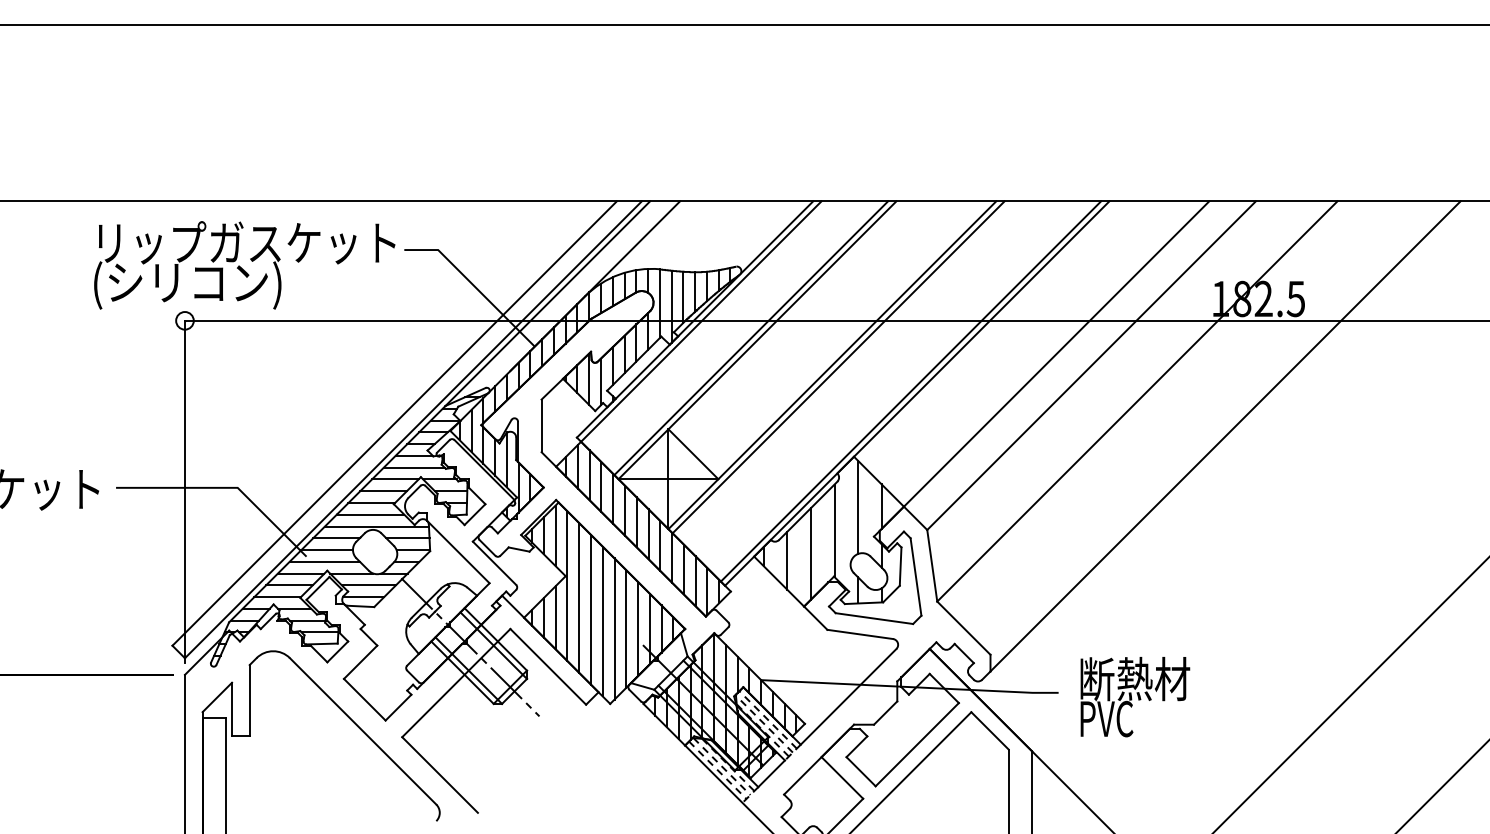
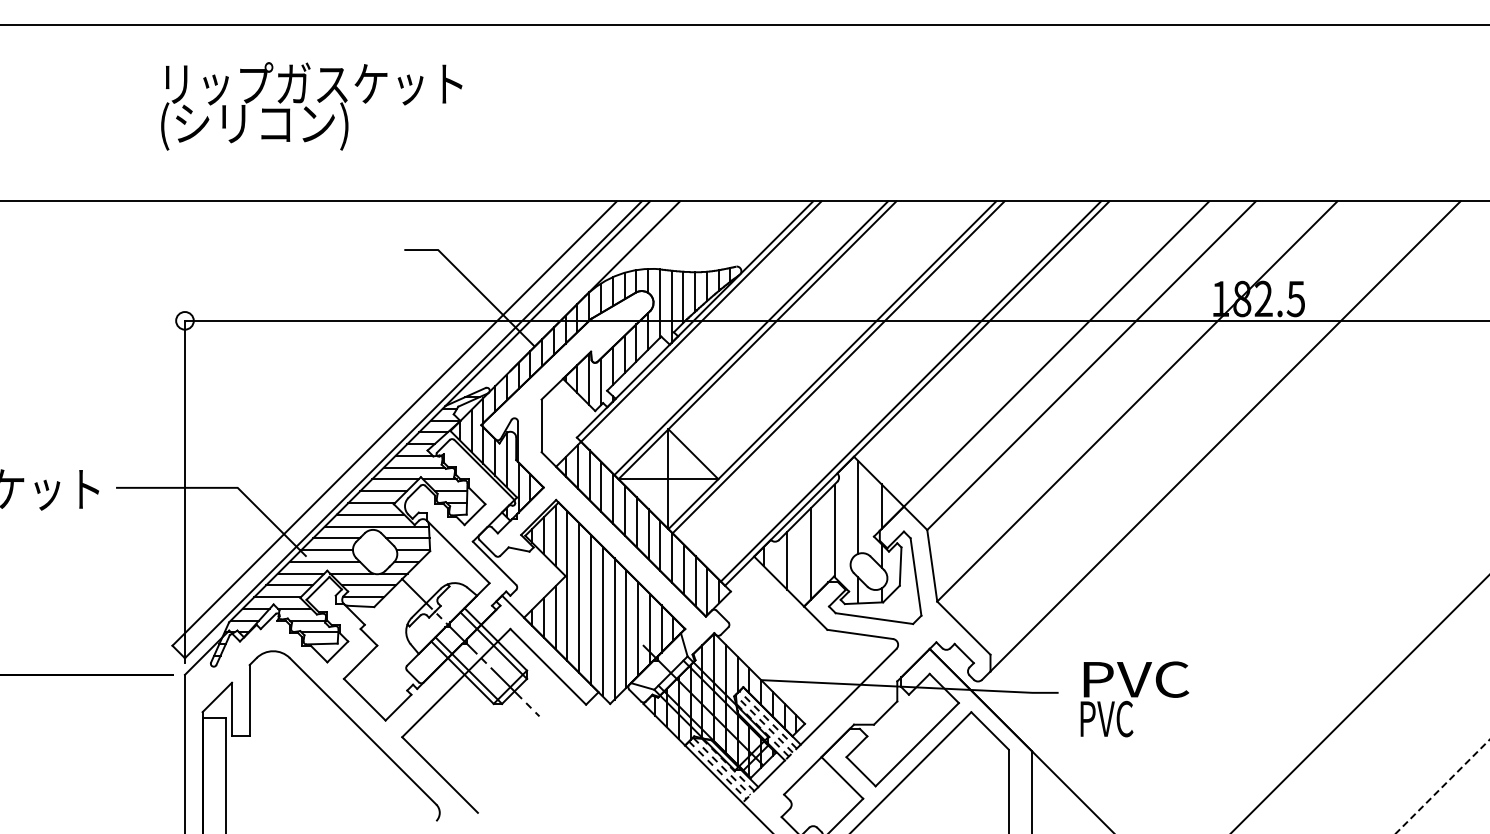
text position: (244, 265) -> (311, 106) (311, 106)
text: 断熱材 -> PVC (1135, 678)
line position: (1350, 694) -> (1359, 703) (1359, 703)
line: solid -> dashed (1443, 786)
